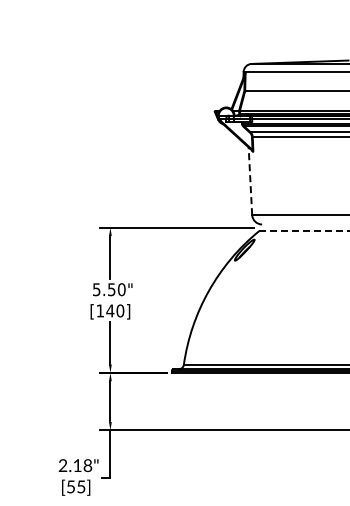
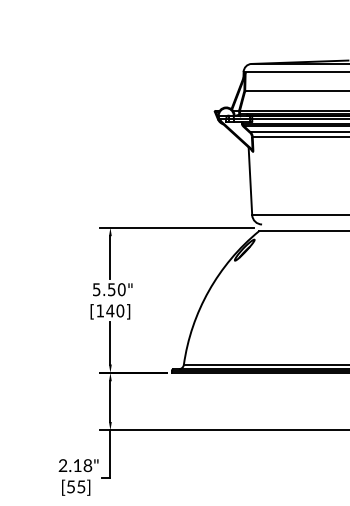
line: dashed -> solid (250, 181)
line: dashed -> solid (304, 231)
